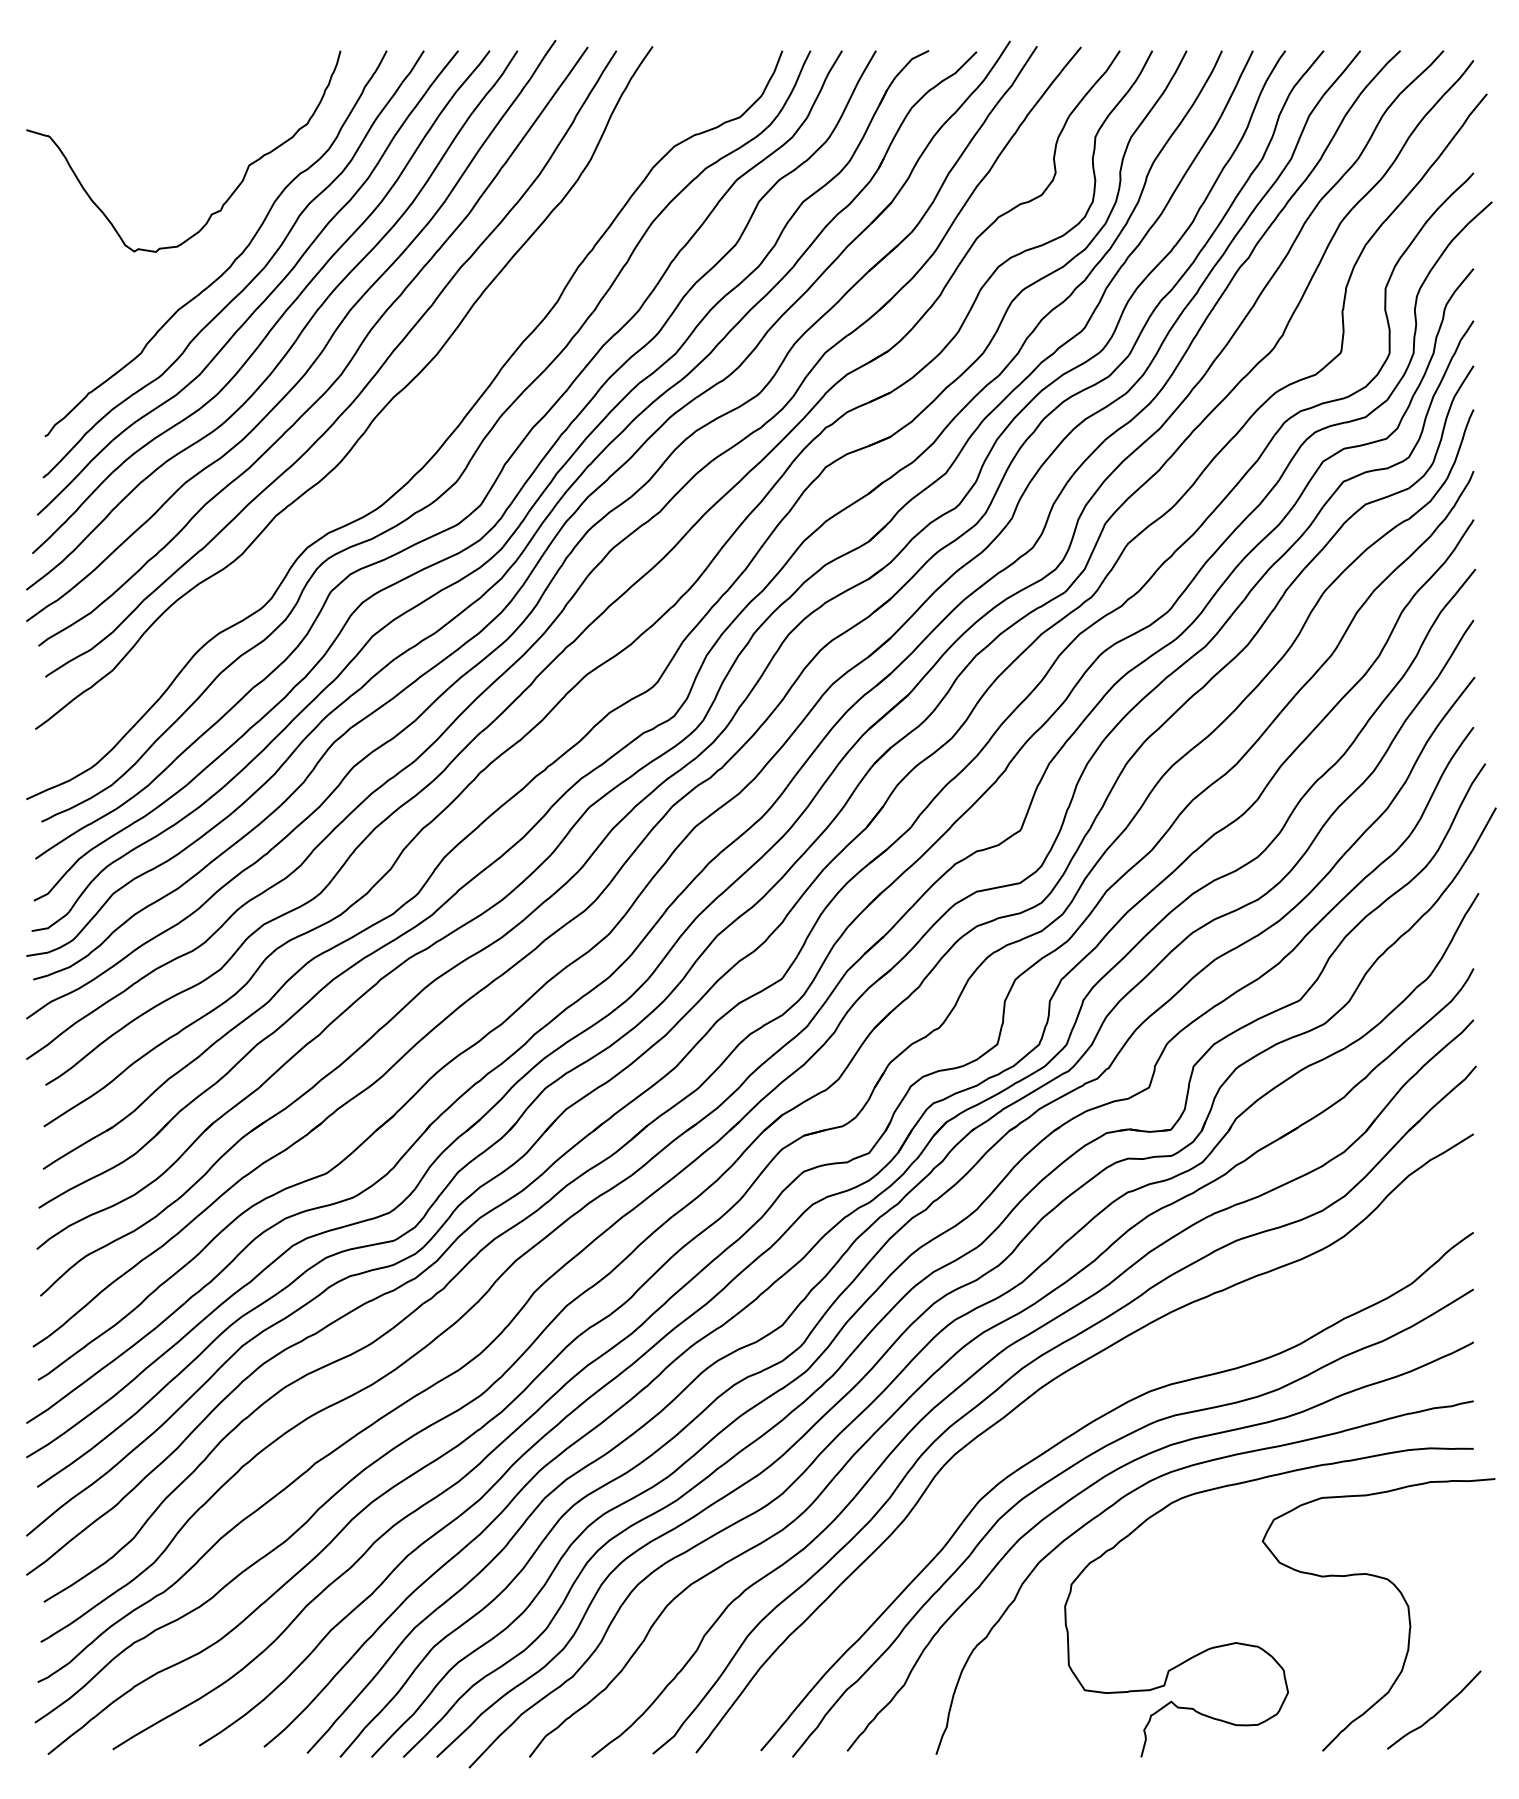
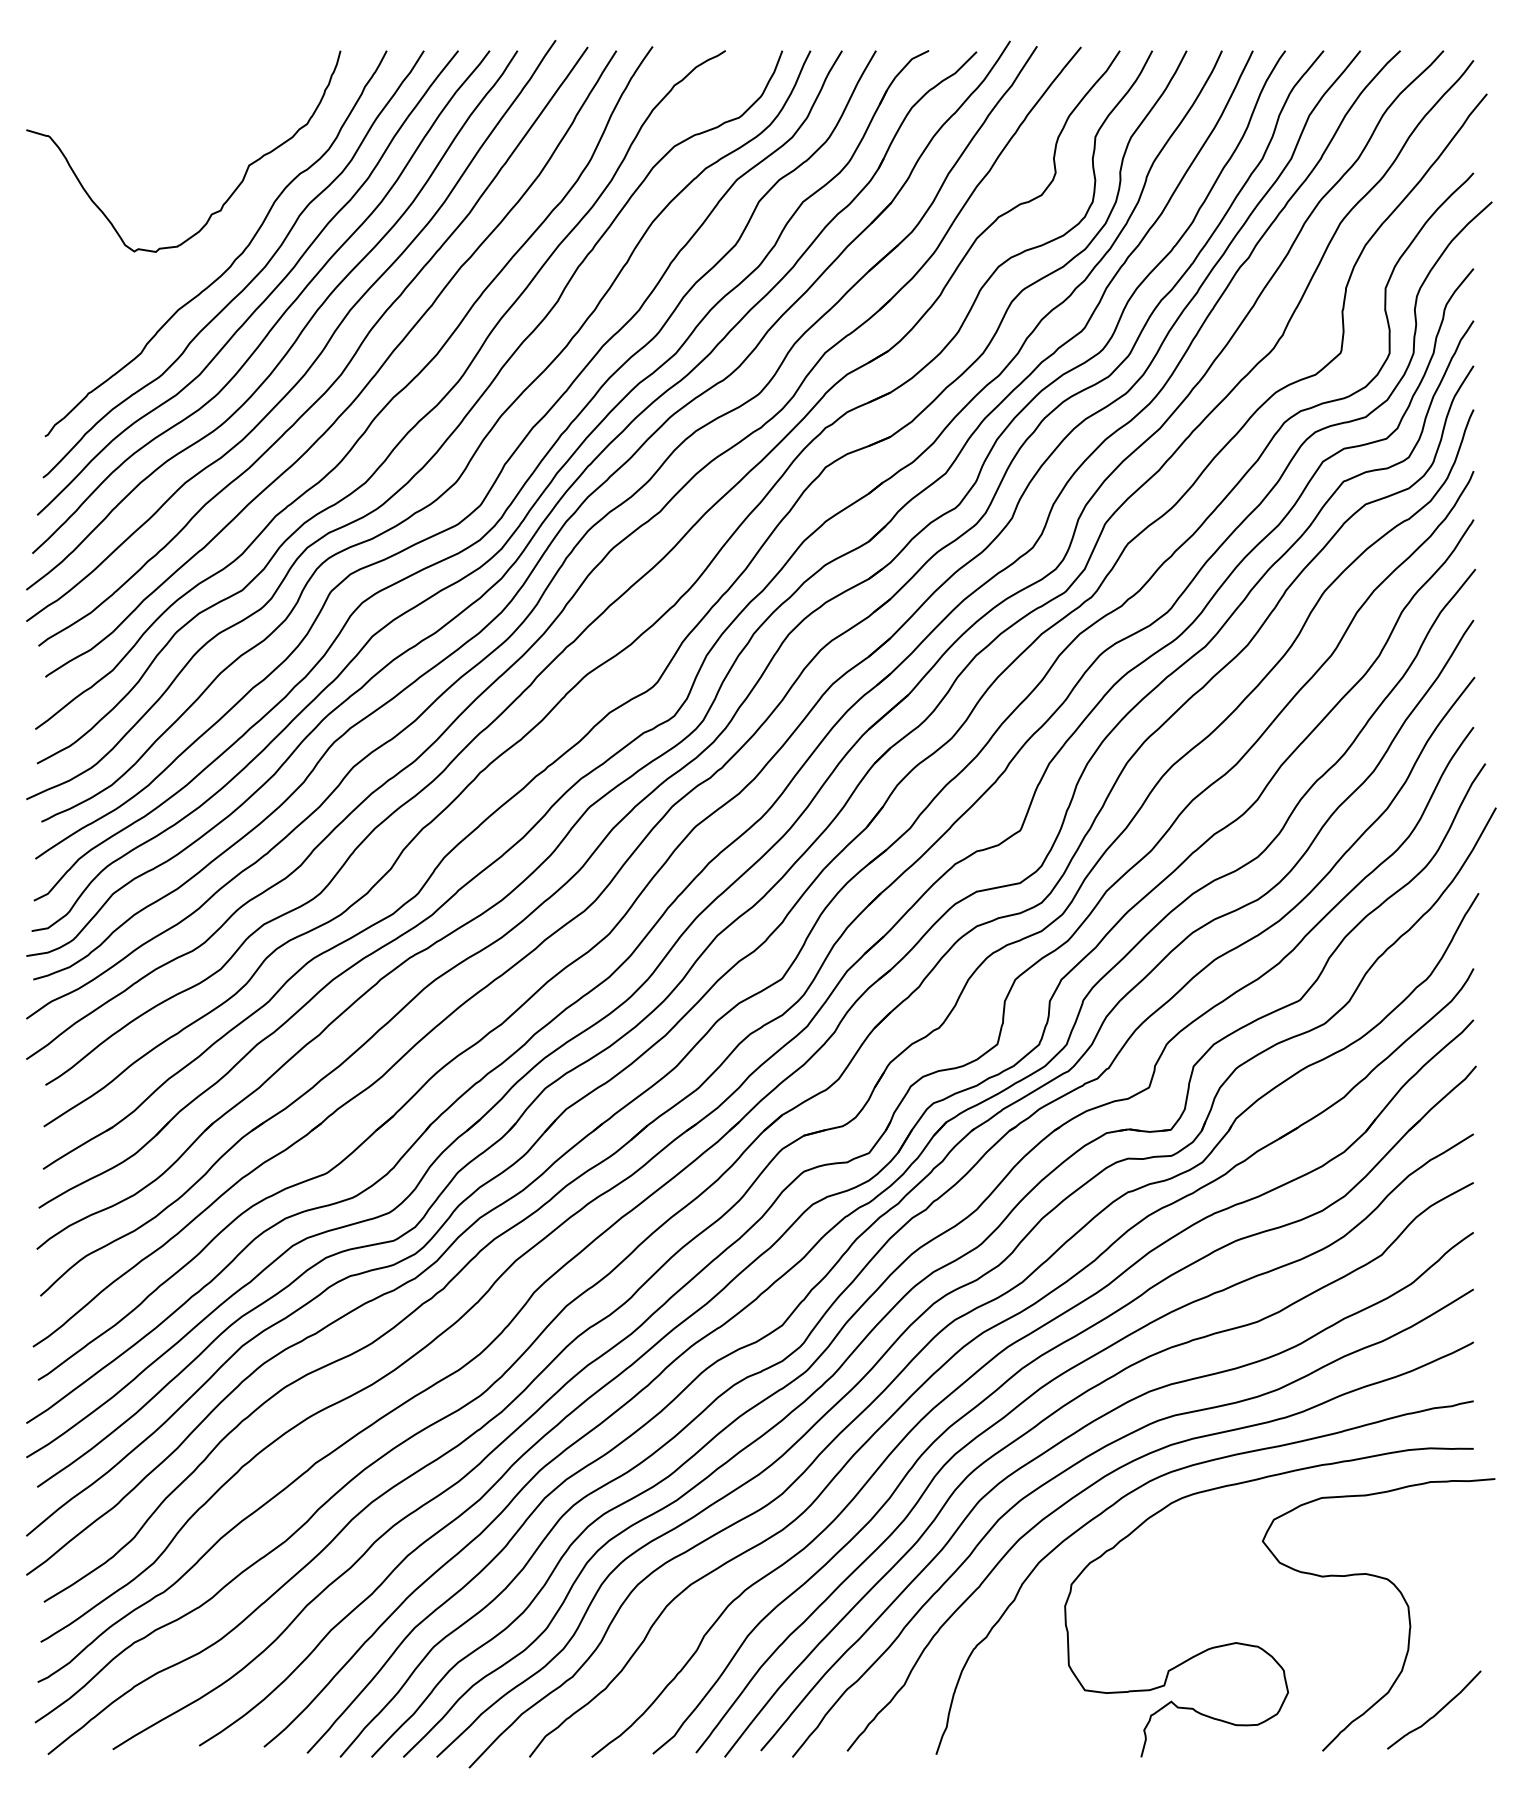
curve: none -> present (406, 432)
curve: none -> present (1059, 1410)
